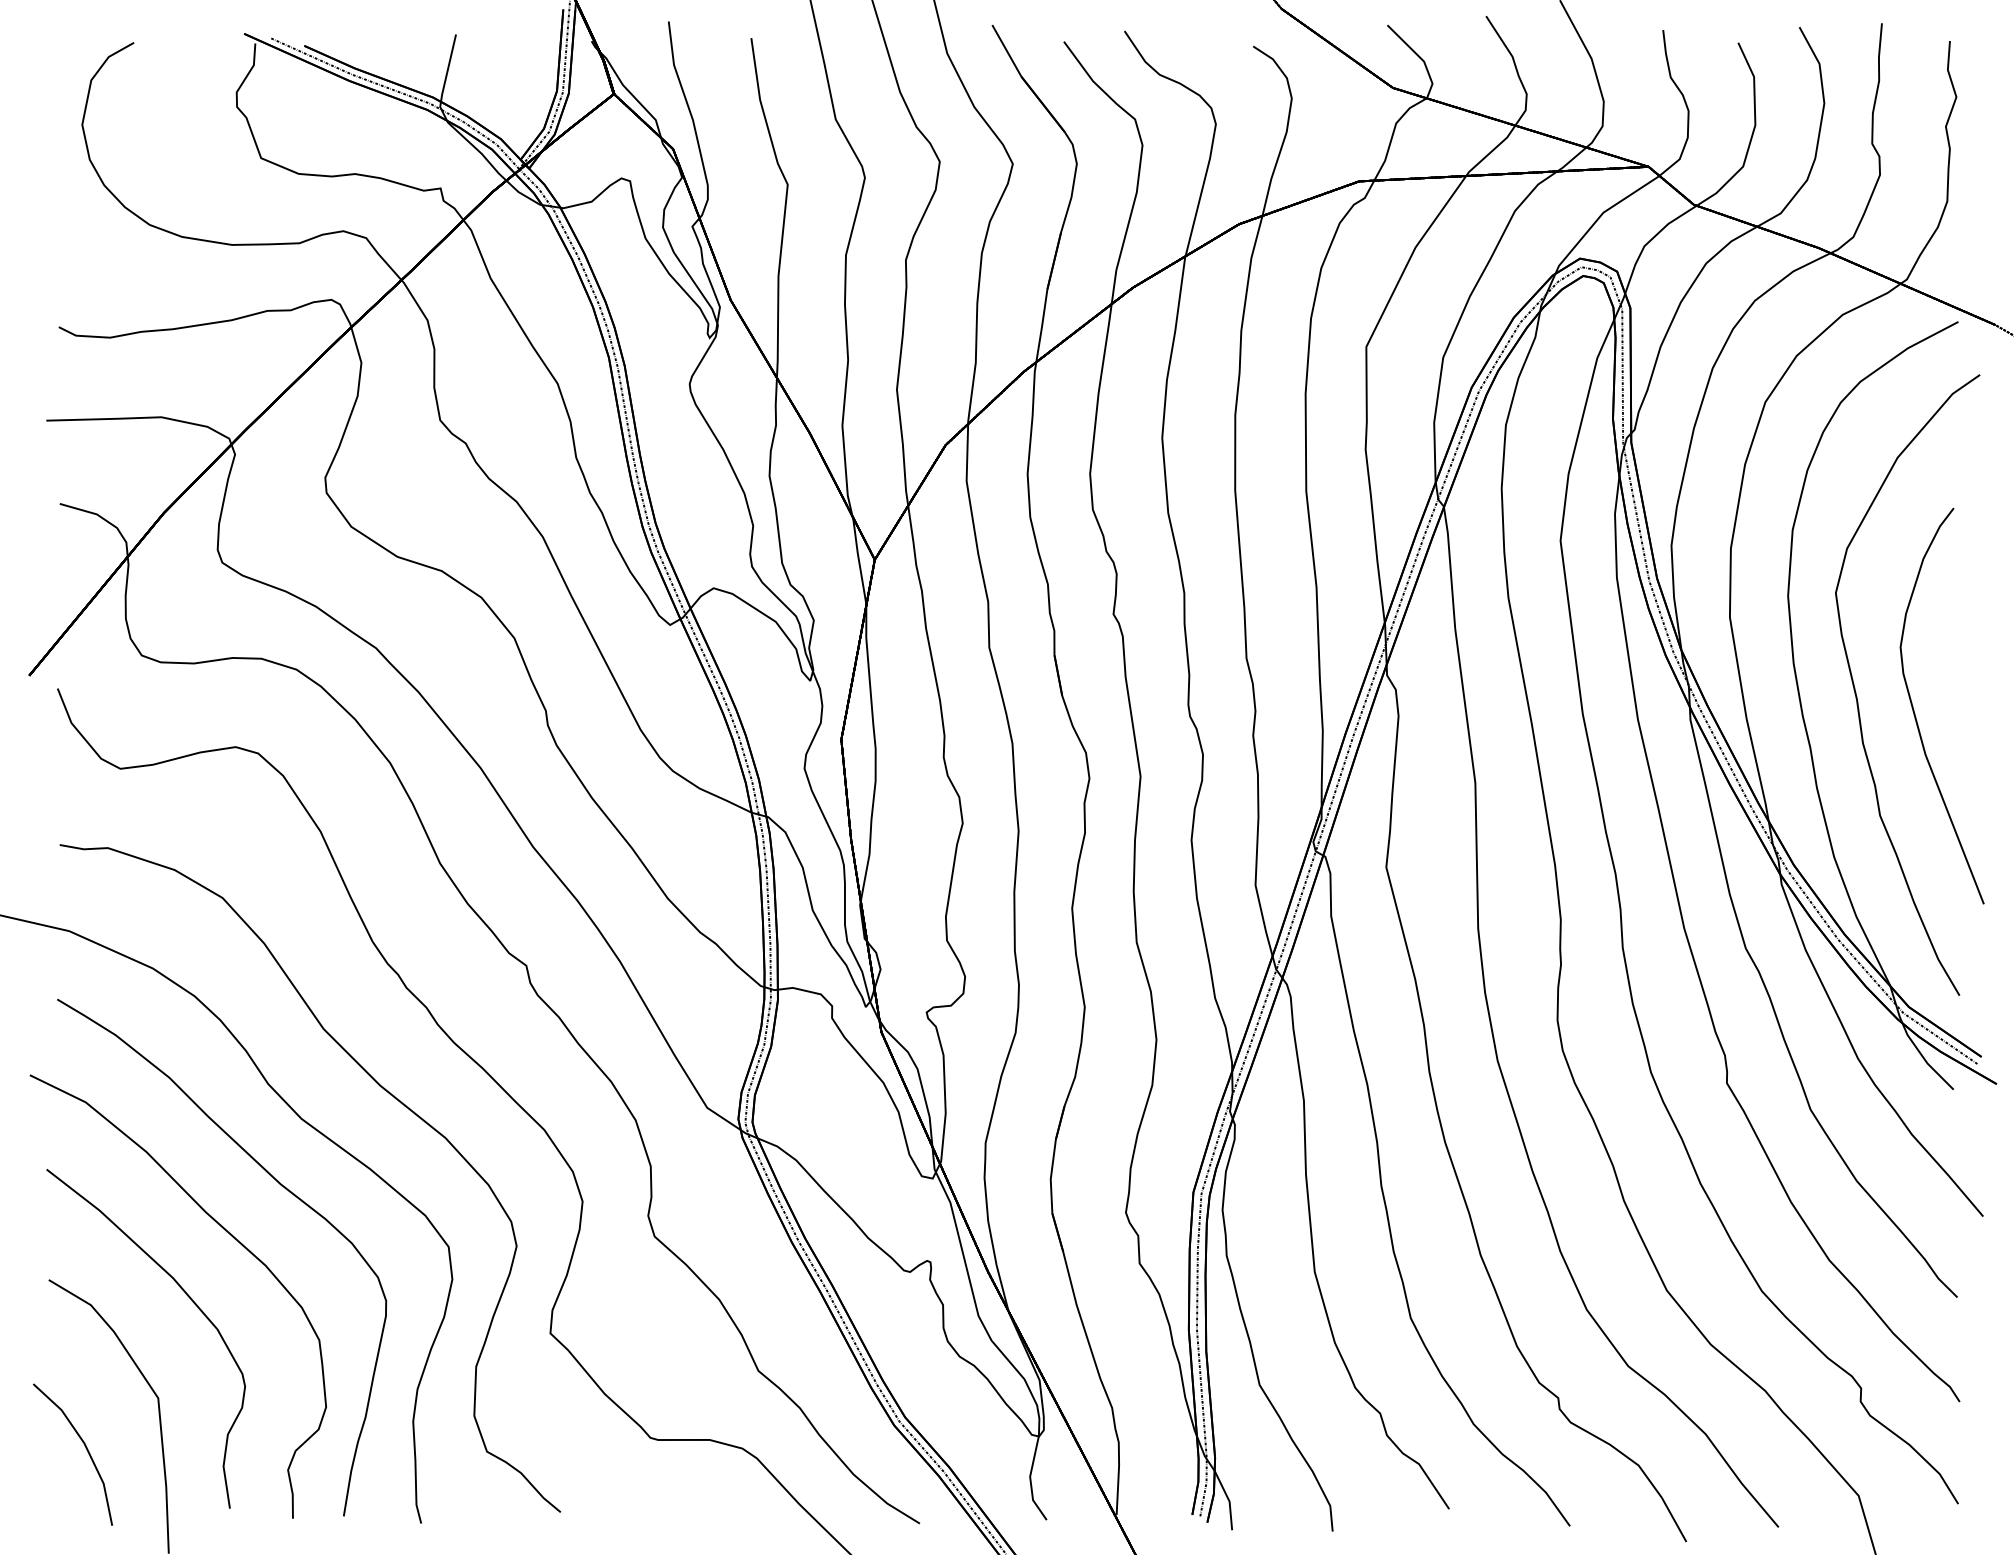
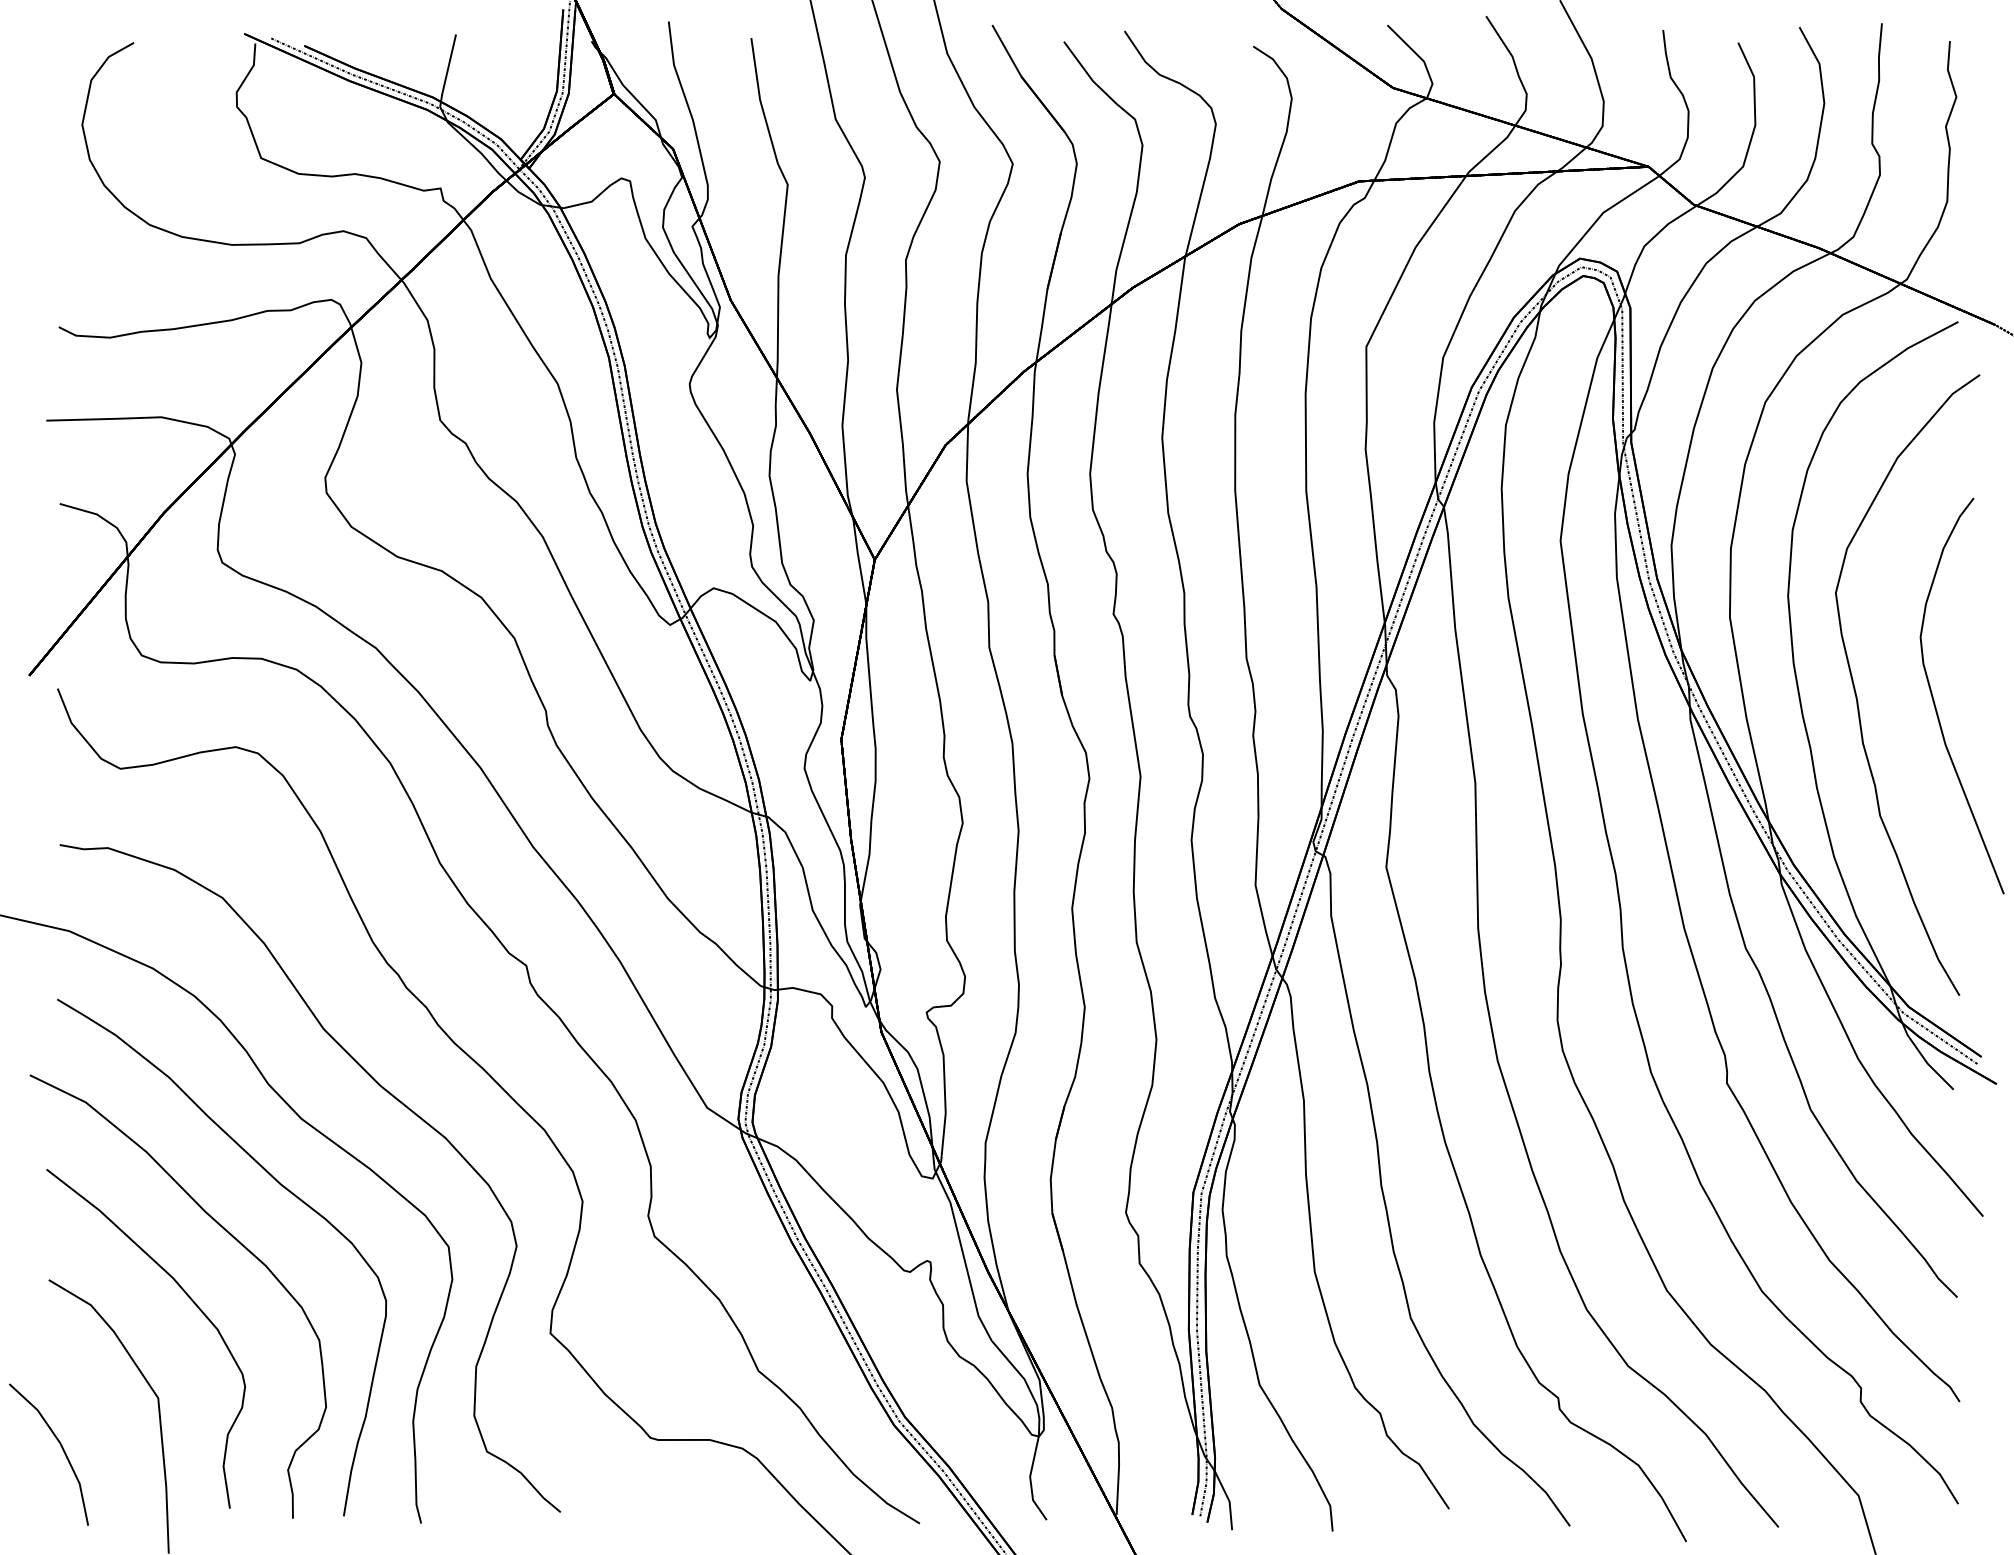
curve position: (1915, 713) -> (1935, 703) (1935, 703)
line position: (85, 1448) -> (61, 1448) (61, 1448)
